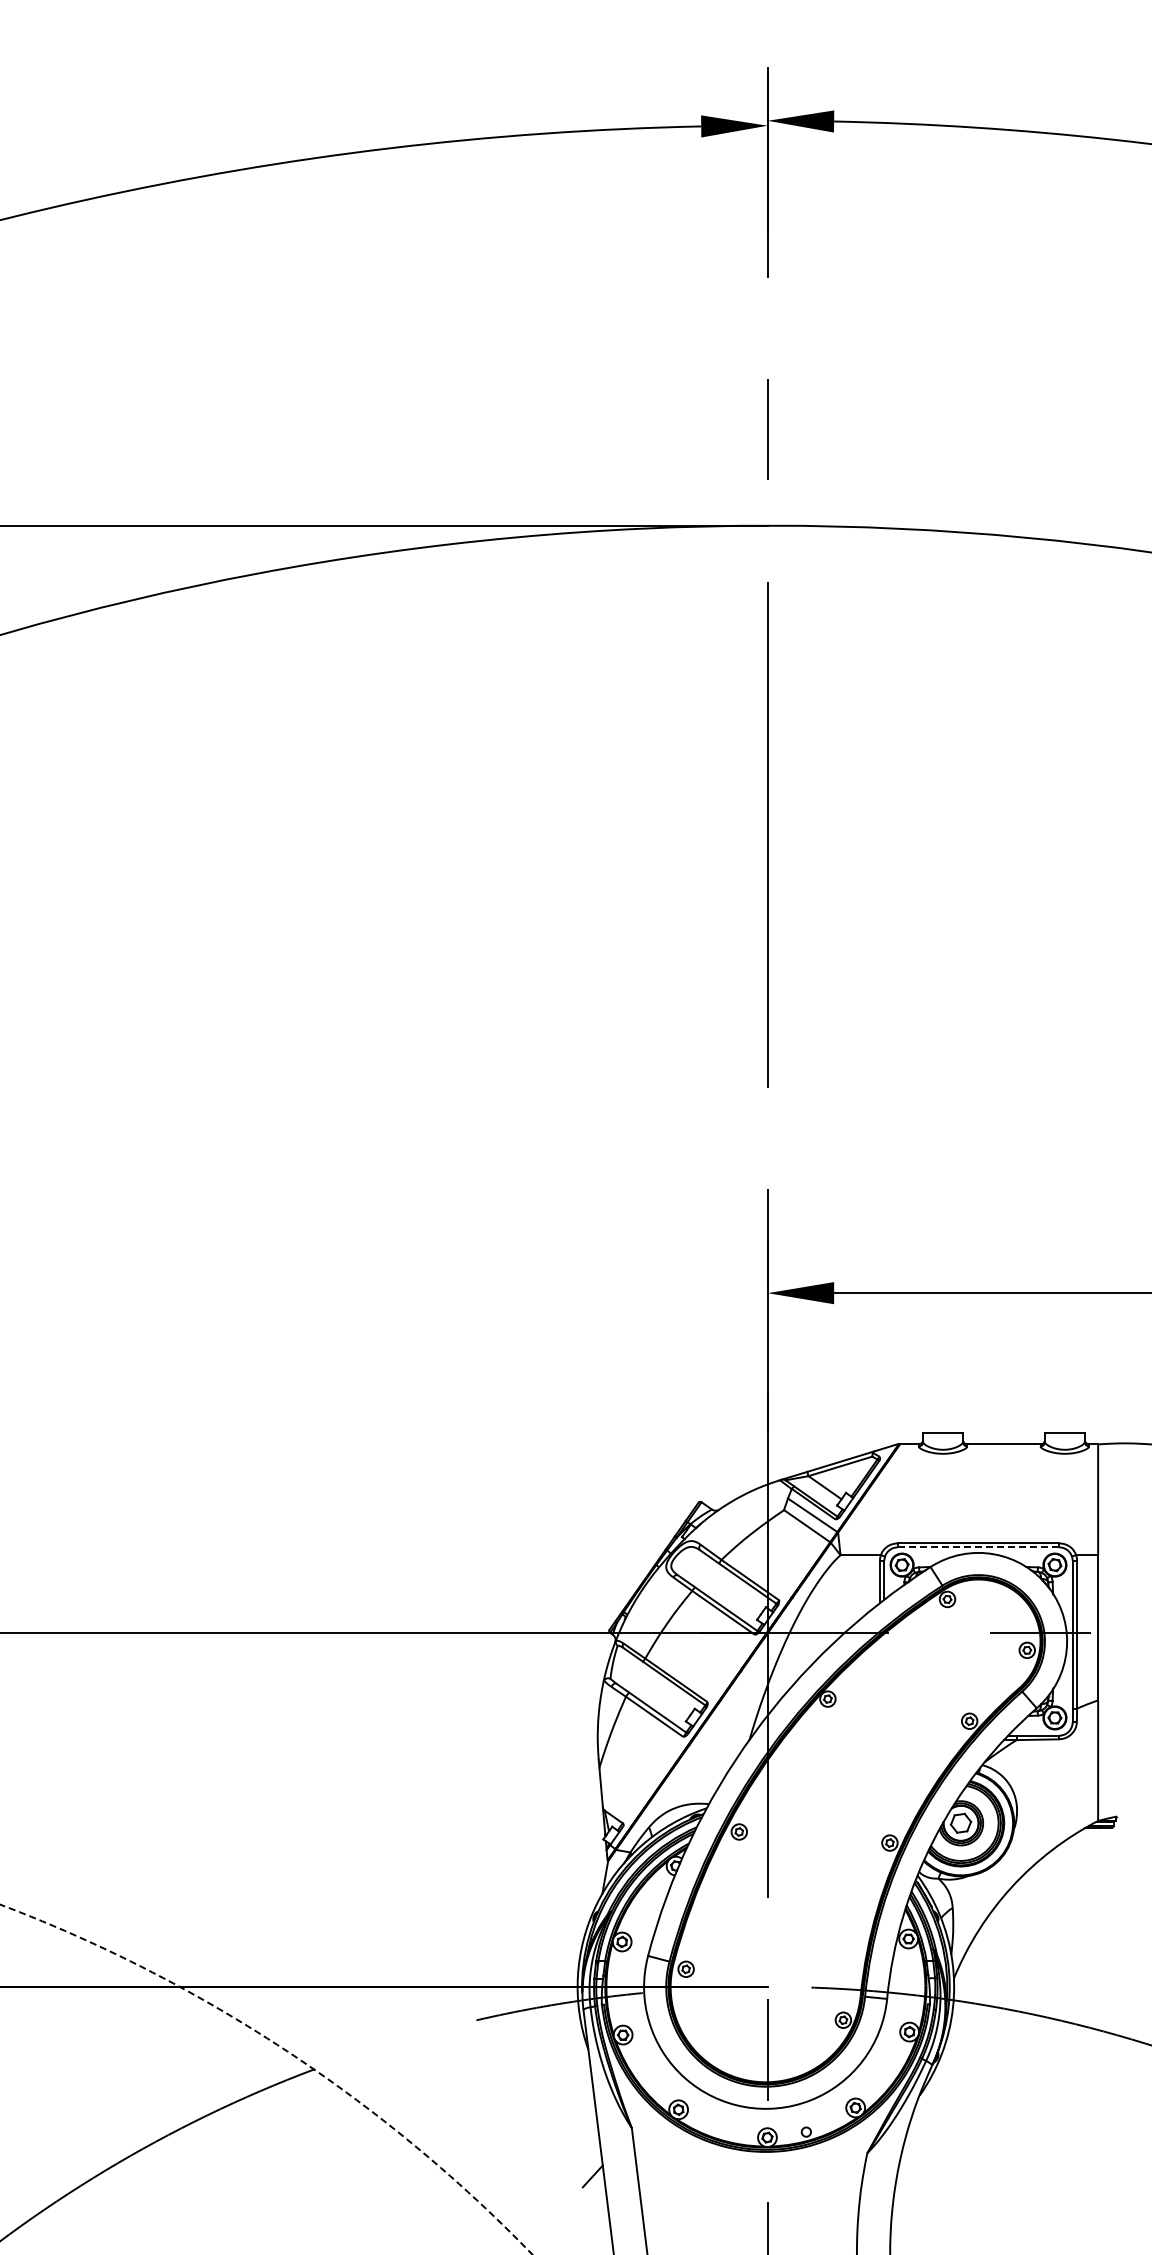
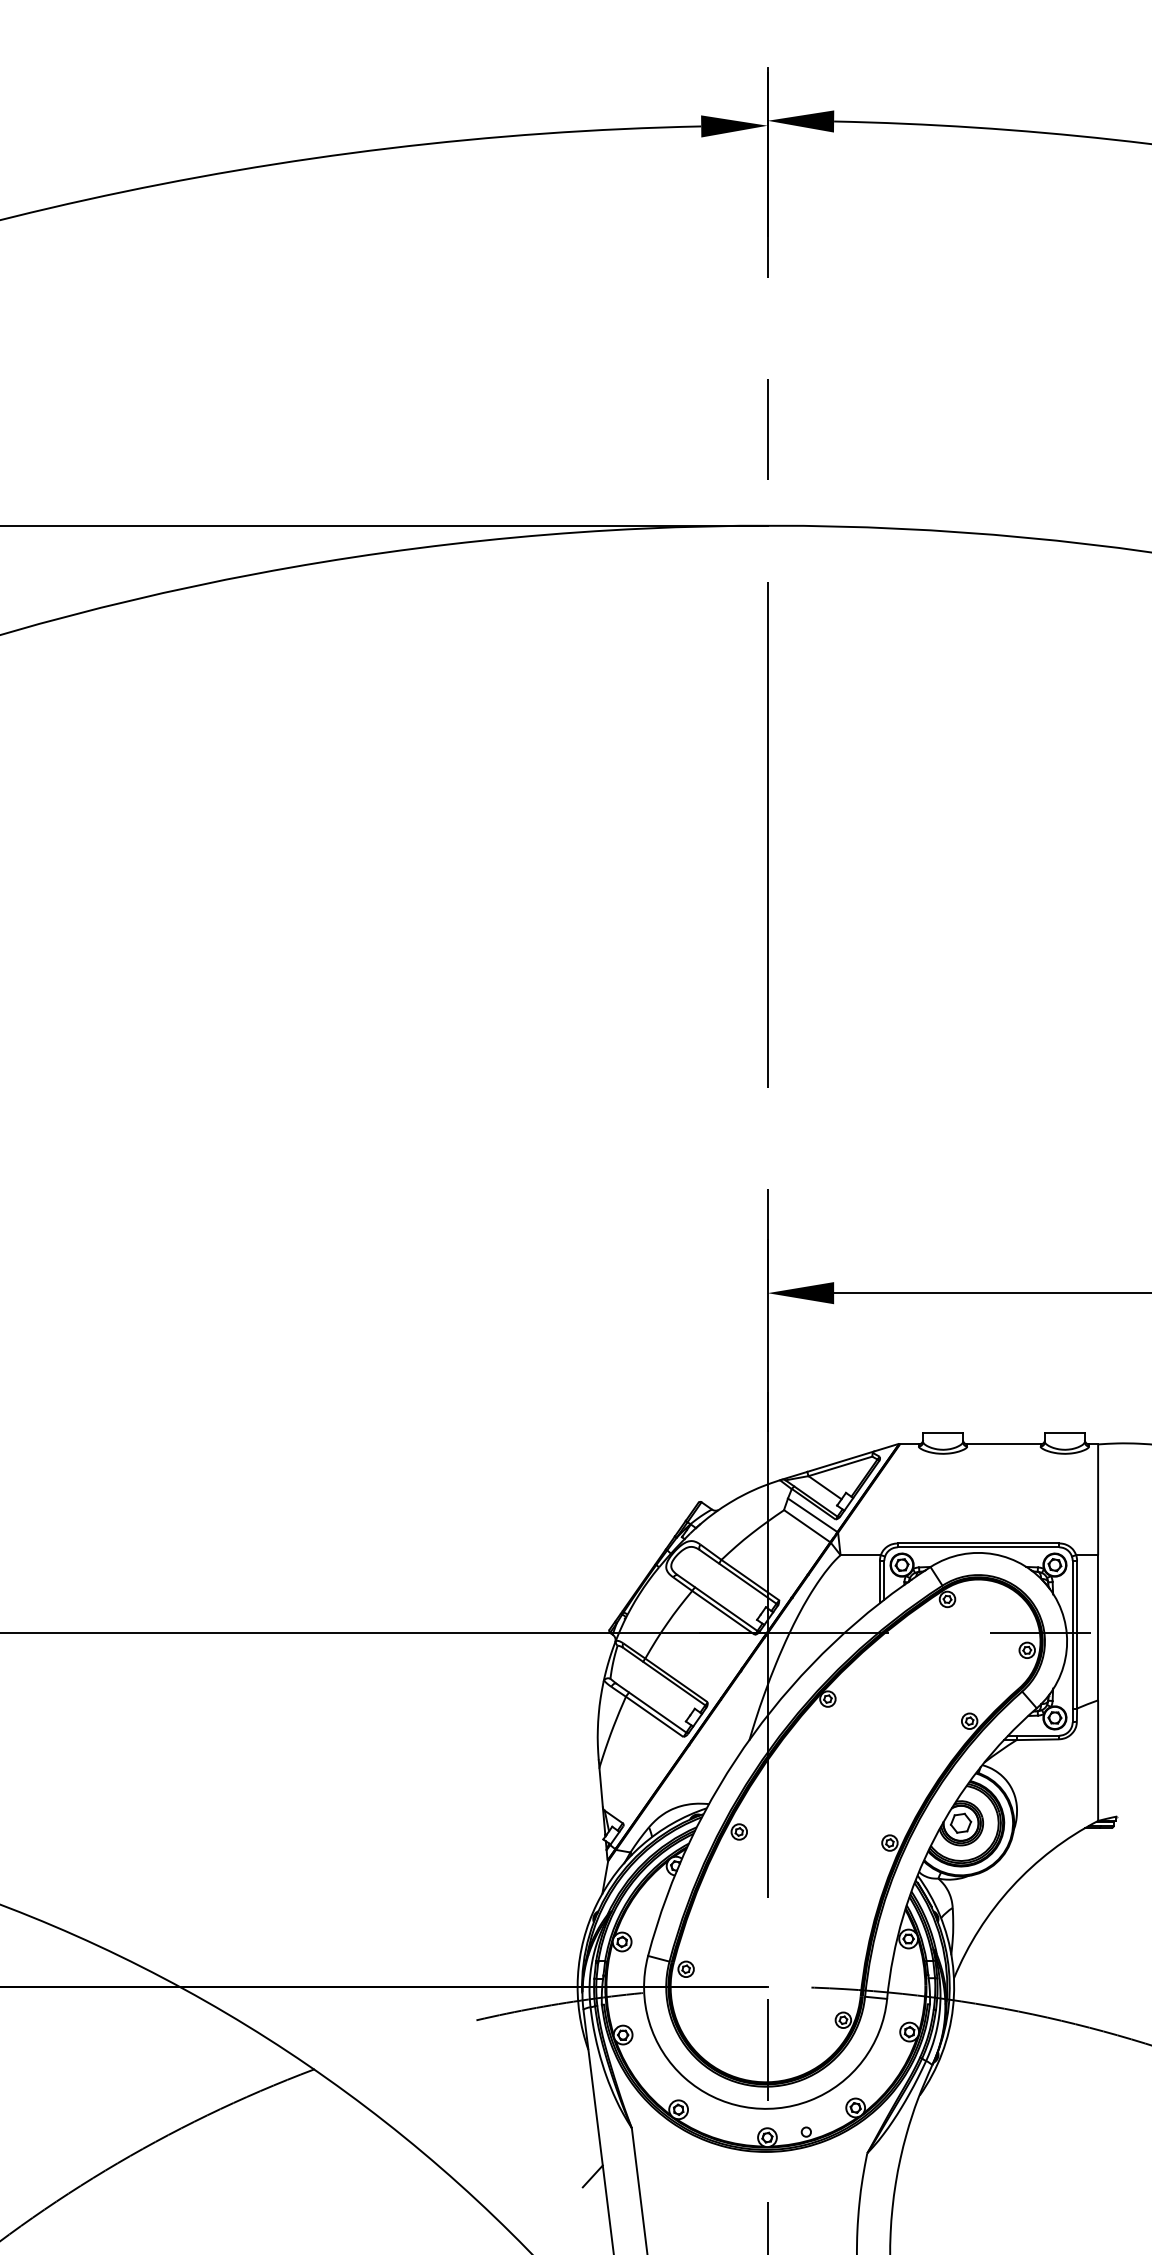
line: dashed -> solid (978, 1547)
arc: dashed -> solid (286, 2051)
